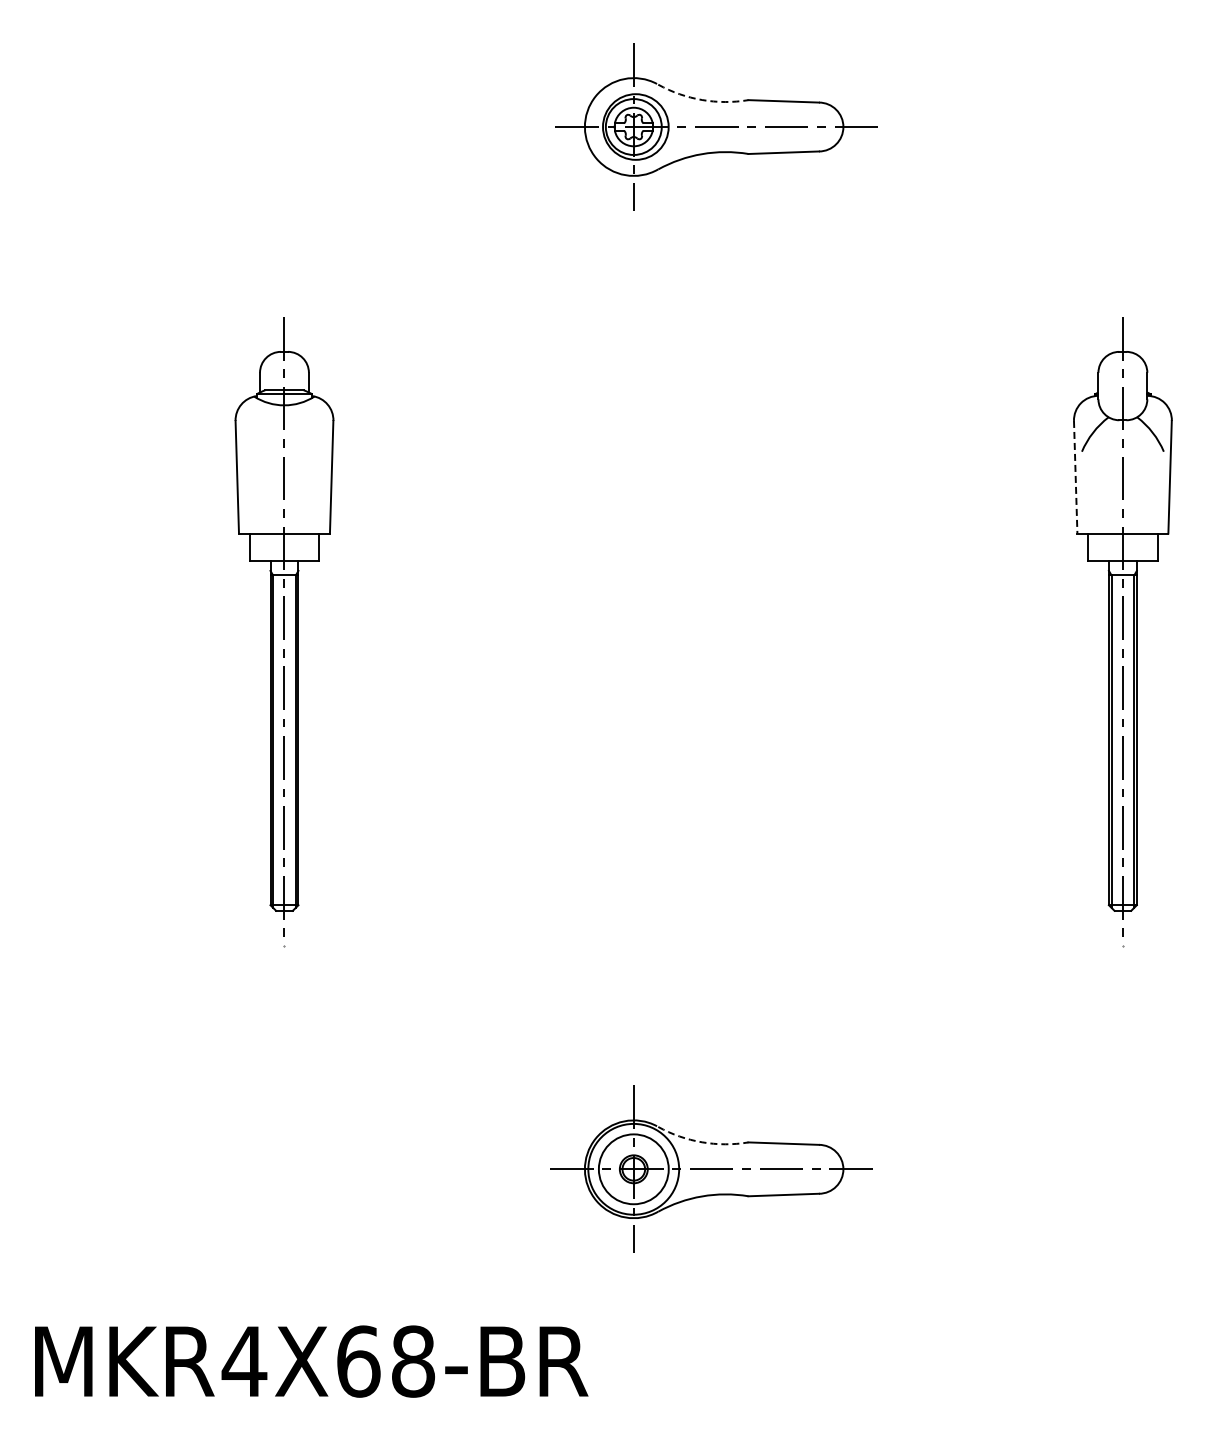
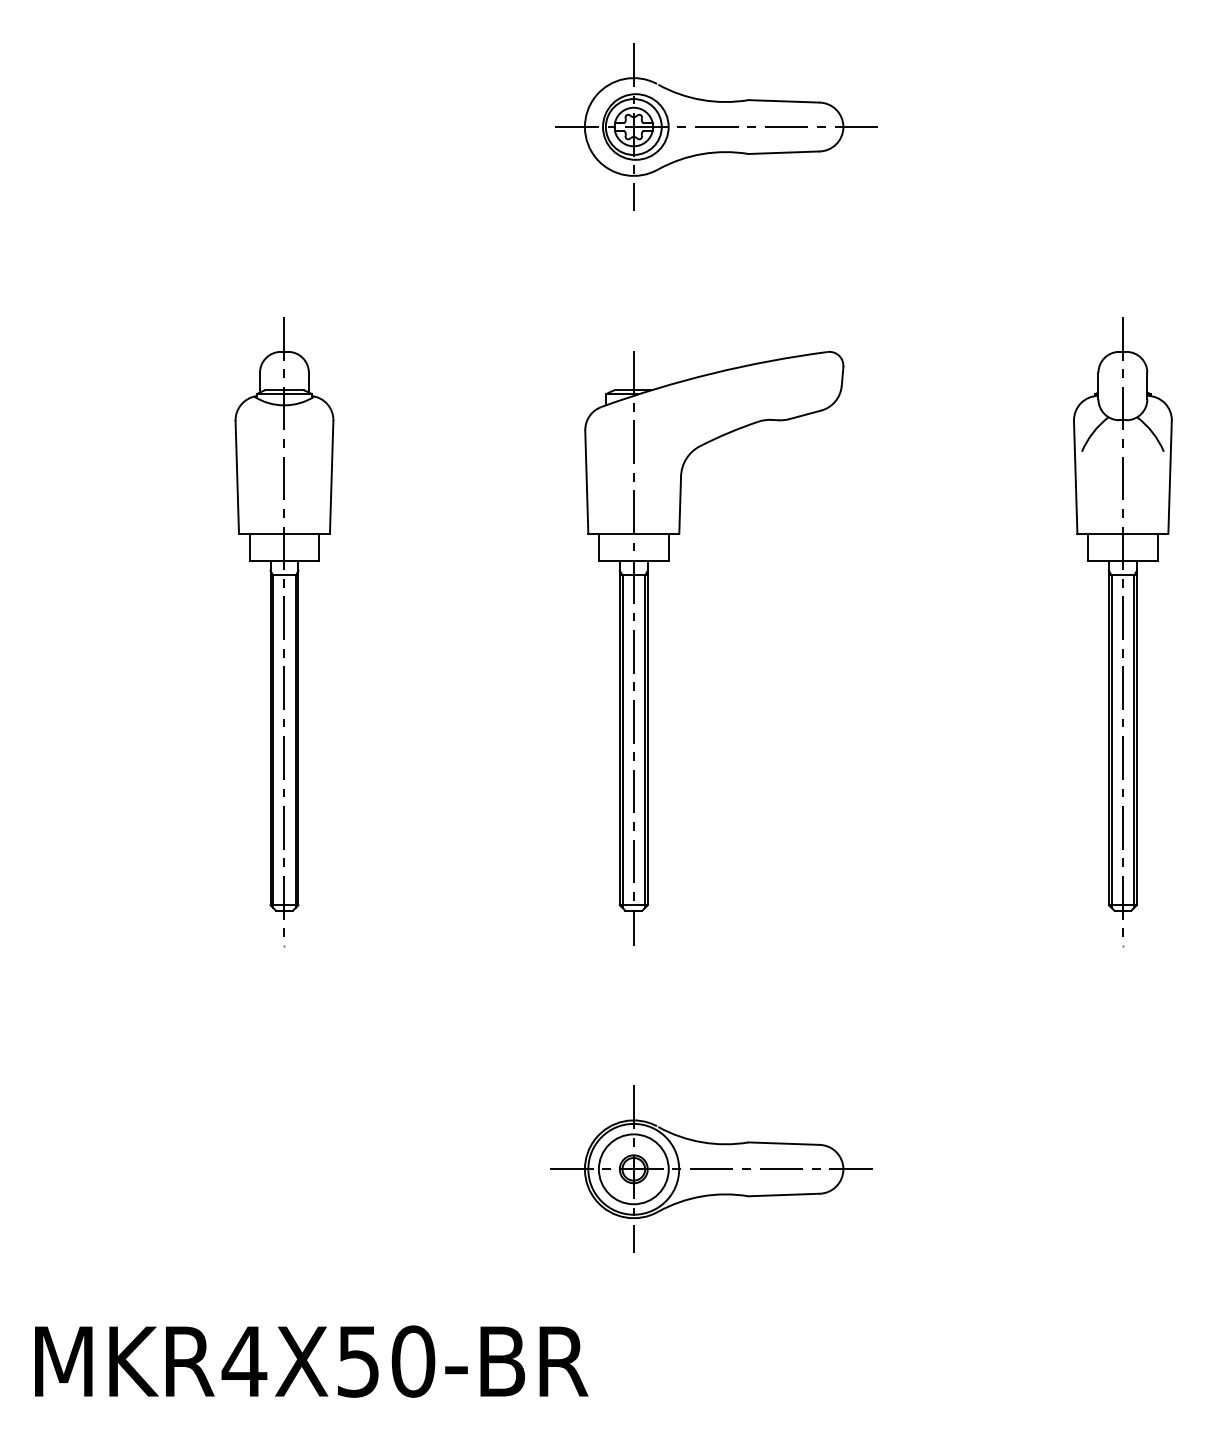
arc: dashed -> solid (702, 100)
line: dashed -> solid (1075, 477)
part: none -> present (648, 648)
arc: dashed -> solid (702, 1142)
text: MKR4X68-BR -> MKR4X50-BR (386, 1361)
